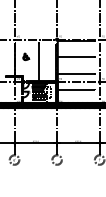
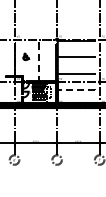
line: solid -> dashed (38, 62)
line: solid -> dashed (75, 90)
